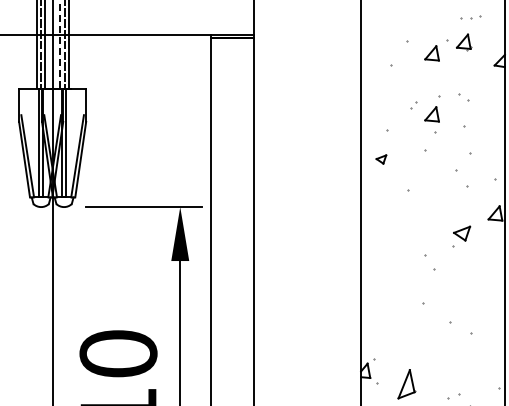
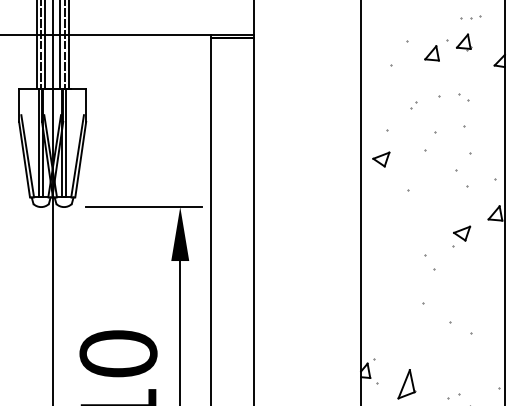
line: dashed -> solid (60, 44)
part: present -> none (431, 114)
part size: 13x11 px -> 19x17 px (381, 159)
